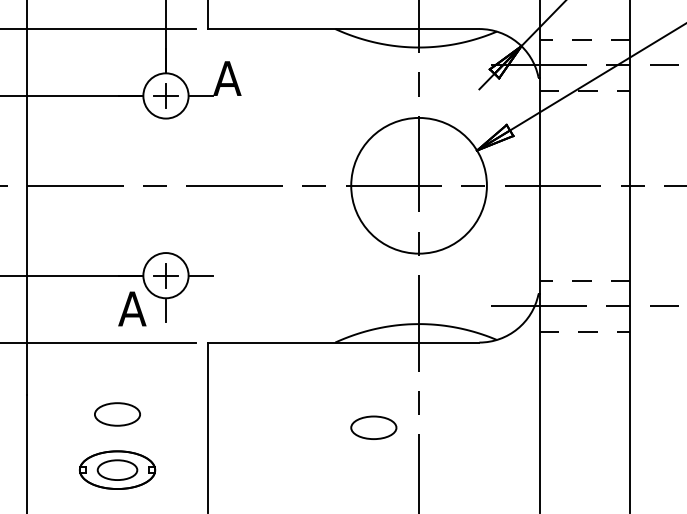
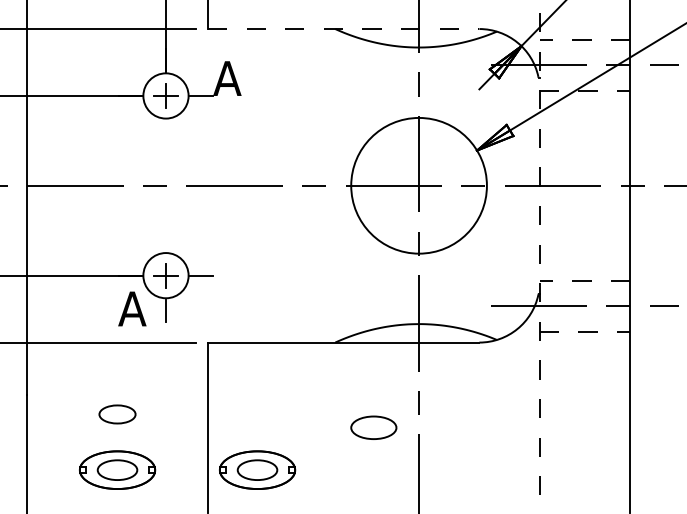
line: solid -> dashed (343, 29)
line: solid -> dashed (539, 257)
part size: 47x25 px -> 39x21 px (117, 414)
part: none -> present (257, 469)
